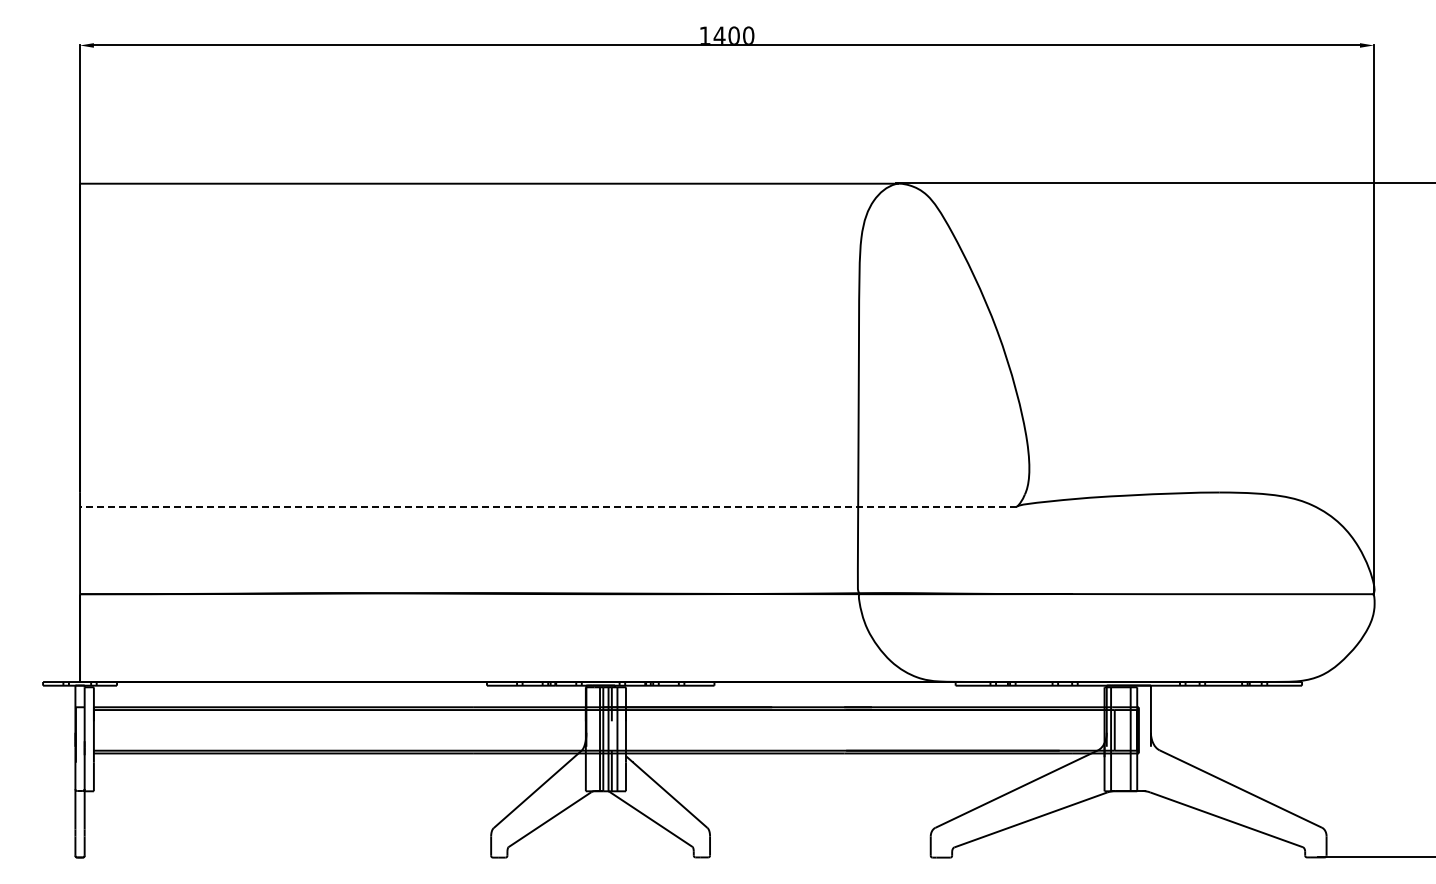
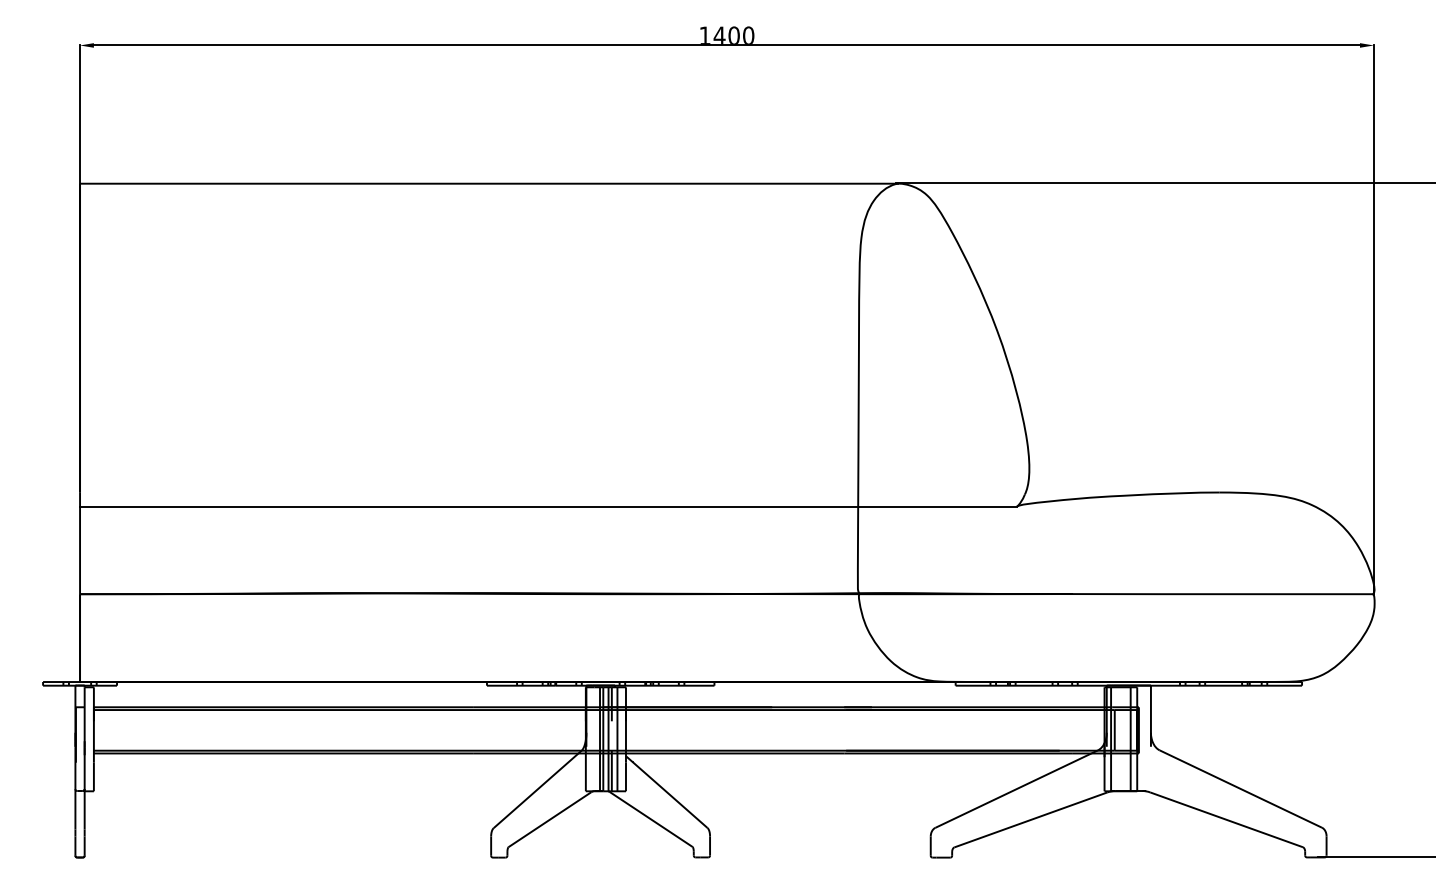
line: dashed -> solid (548, 506)
